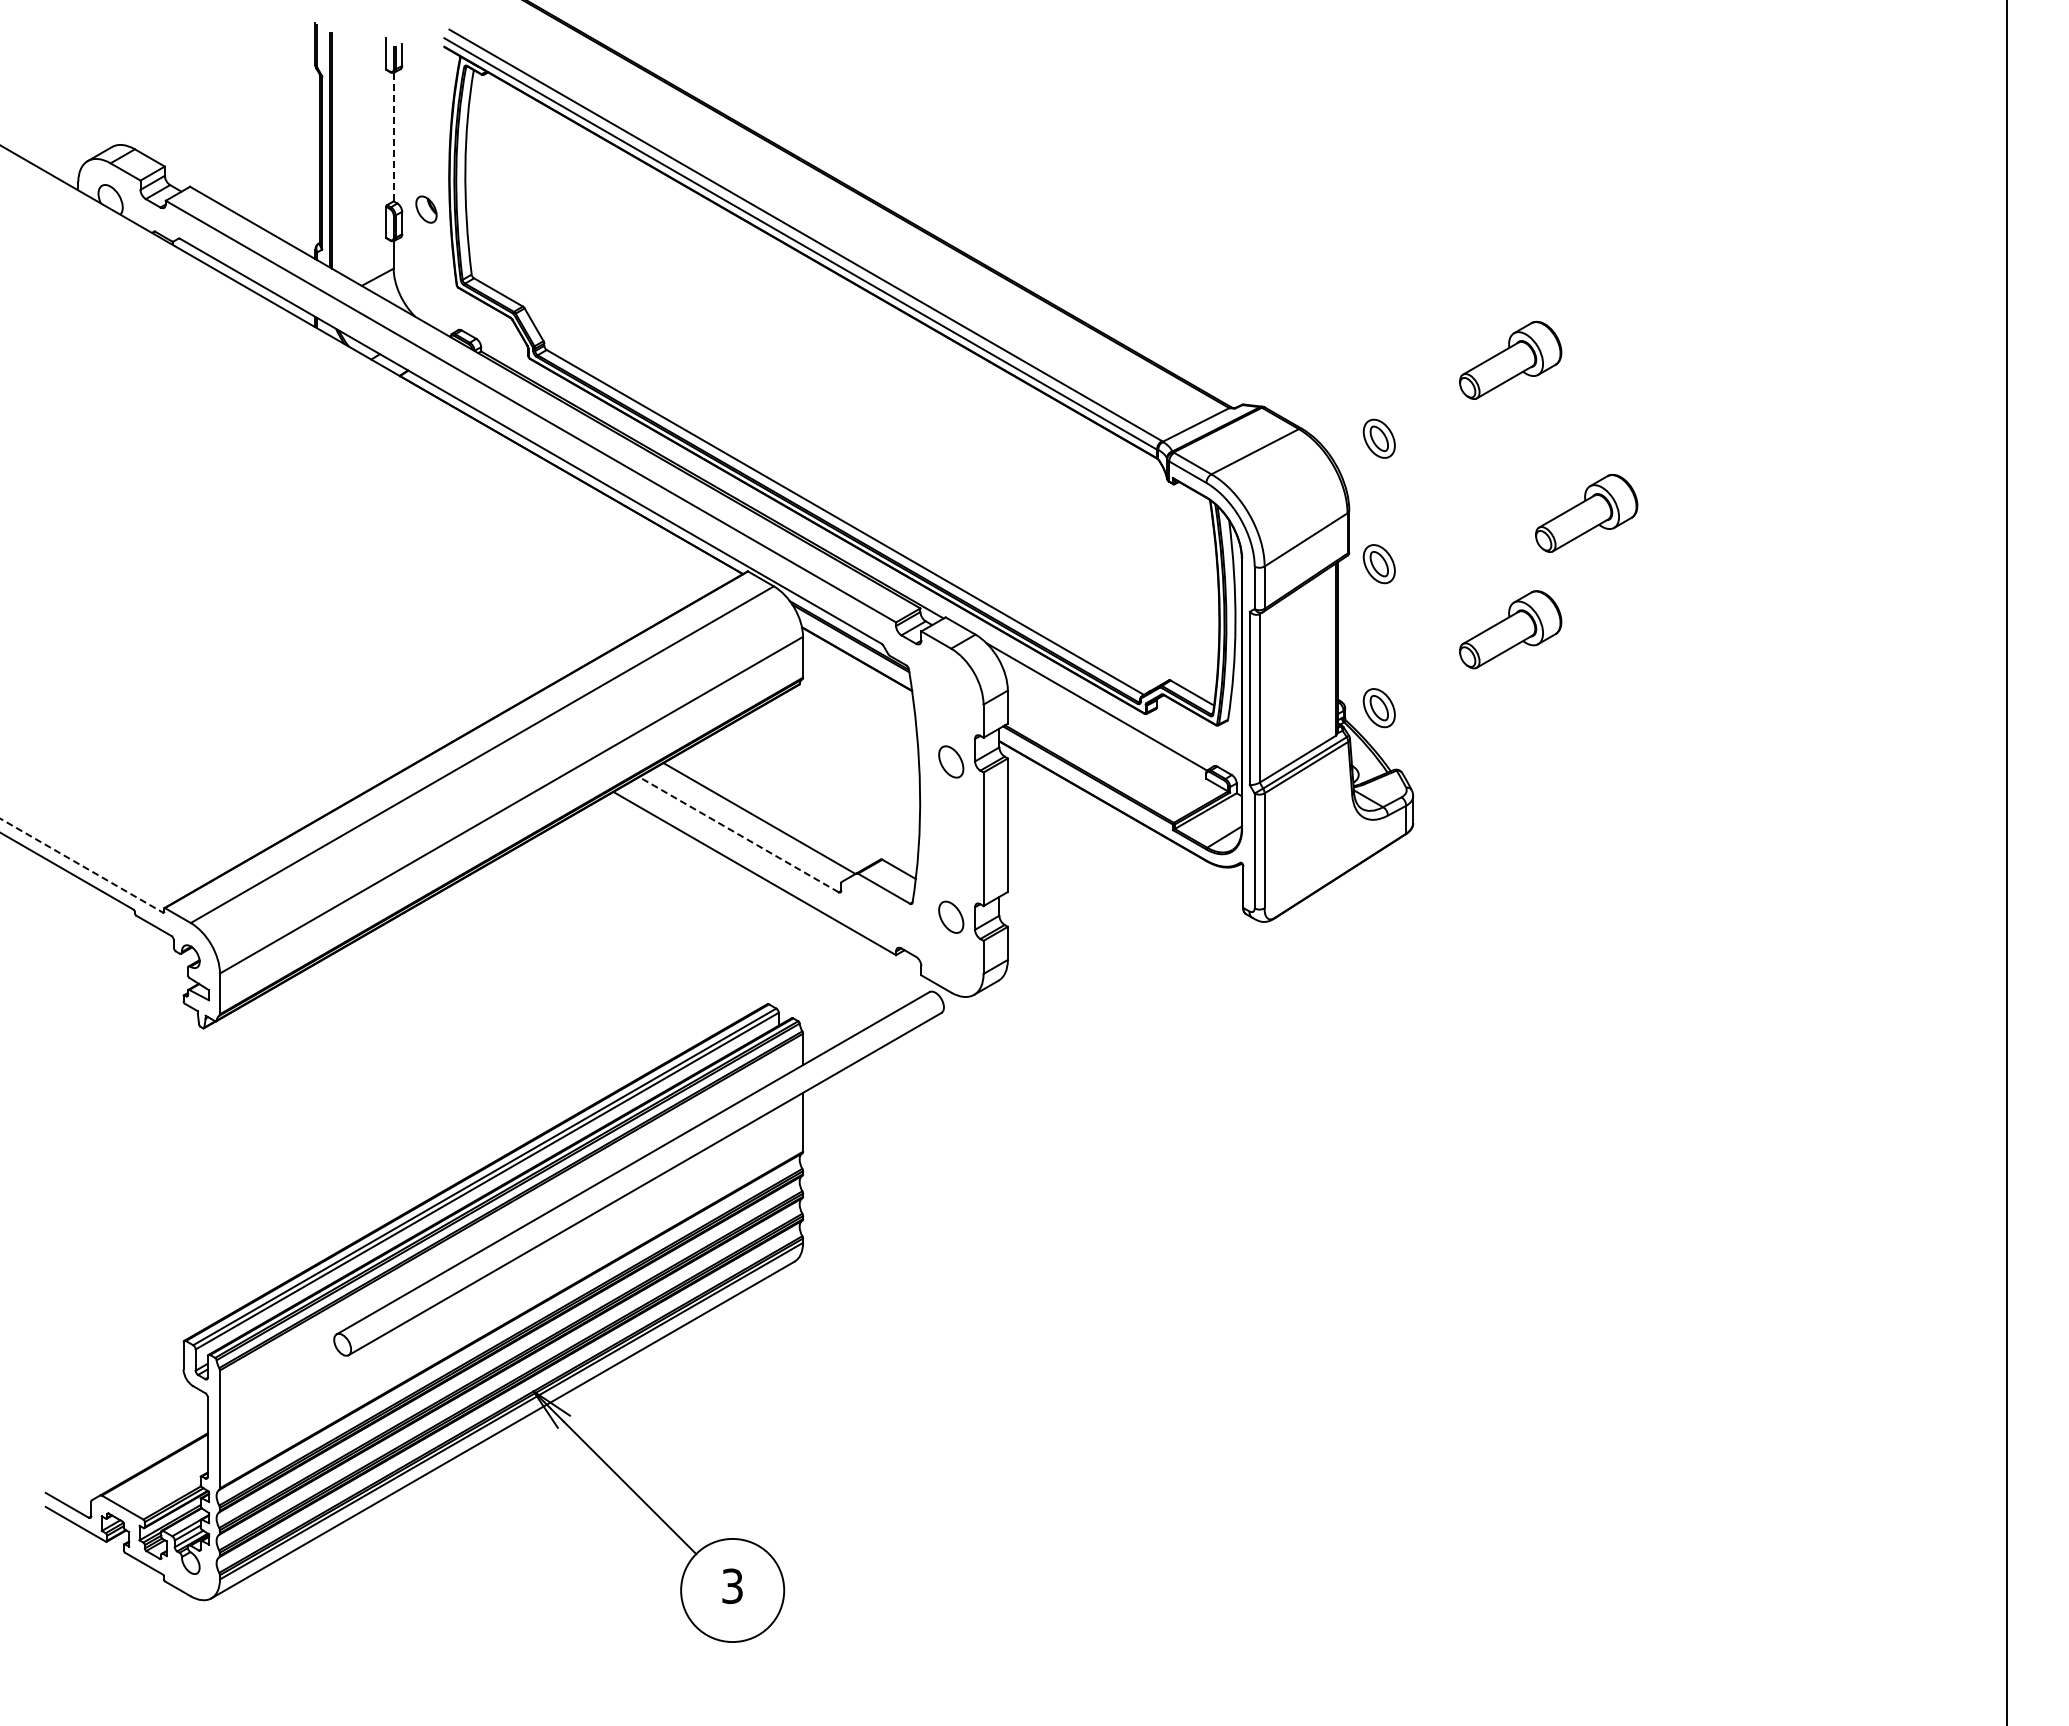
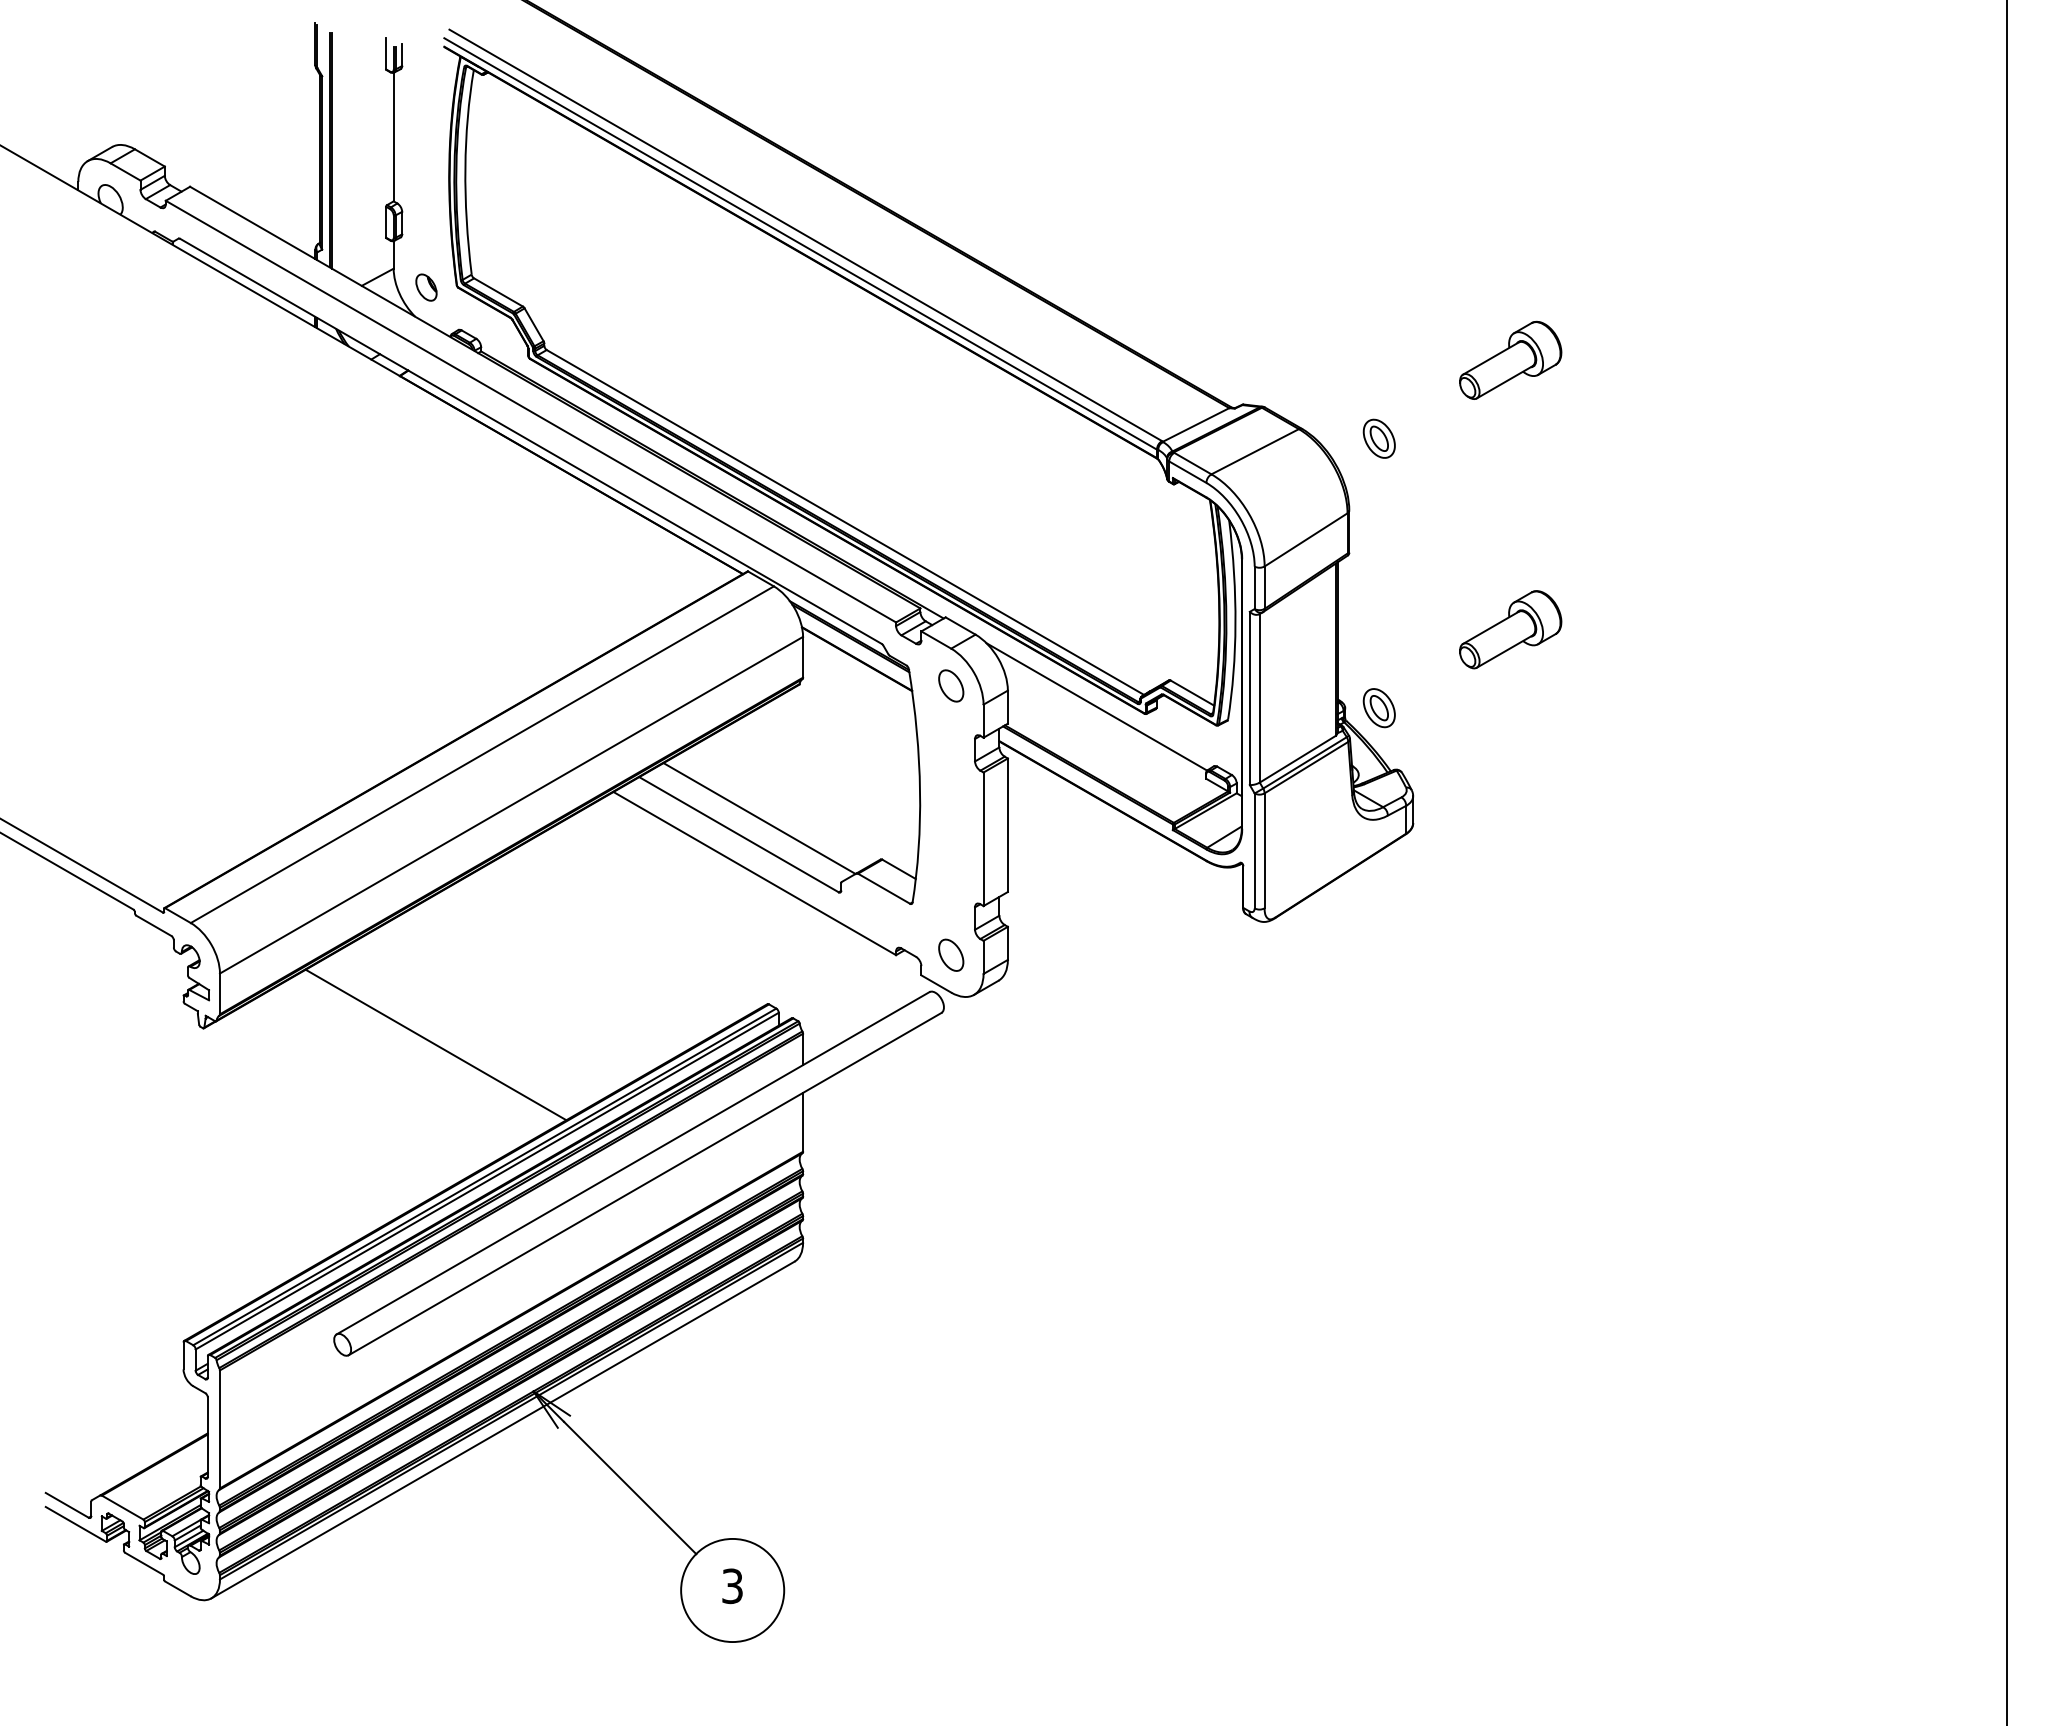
line: dashed -> solid (393, 136)
part position: (426, 209) -> (426, 287) (426, 287)
part: present -> none (1586, 512)
part: present -> none (1378, 564)
part position: (951, 761) -> (951, 685) (951, 685)
line: dashed -> solid (738, 834)
line: dashed -> solid (81, 865)
part position: (951, 916) -> (951, 954) (951, 954)
line: none -> present (435, 1044)
